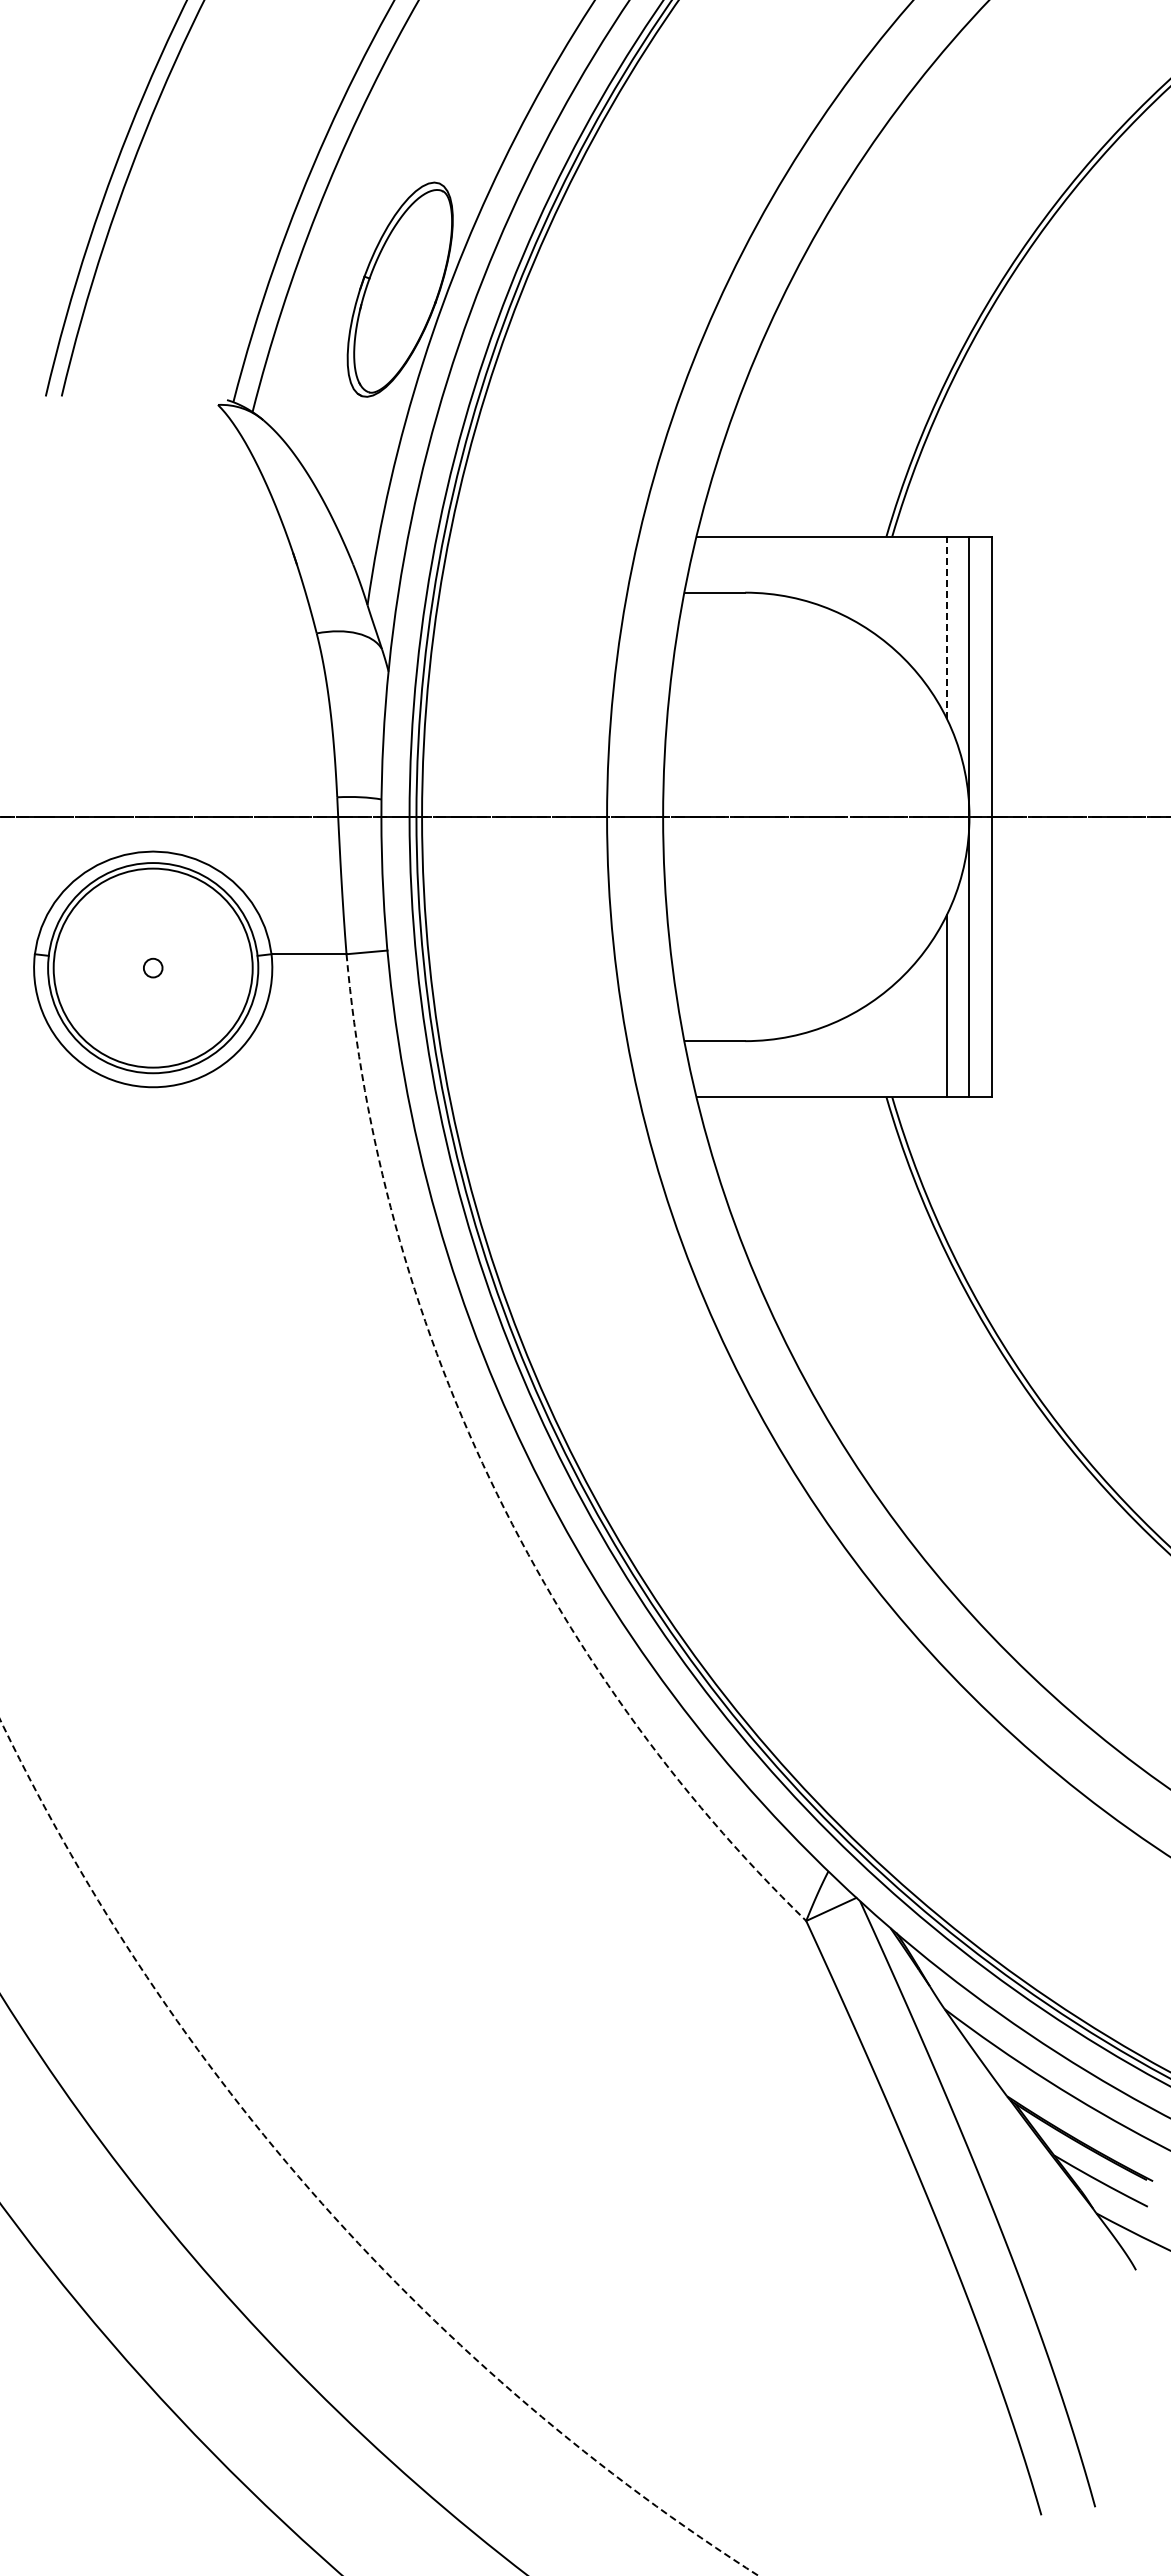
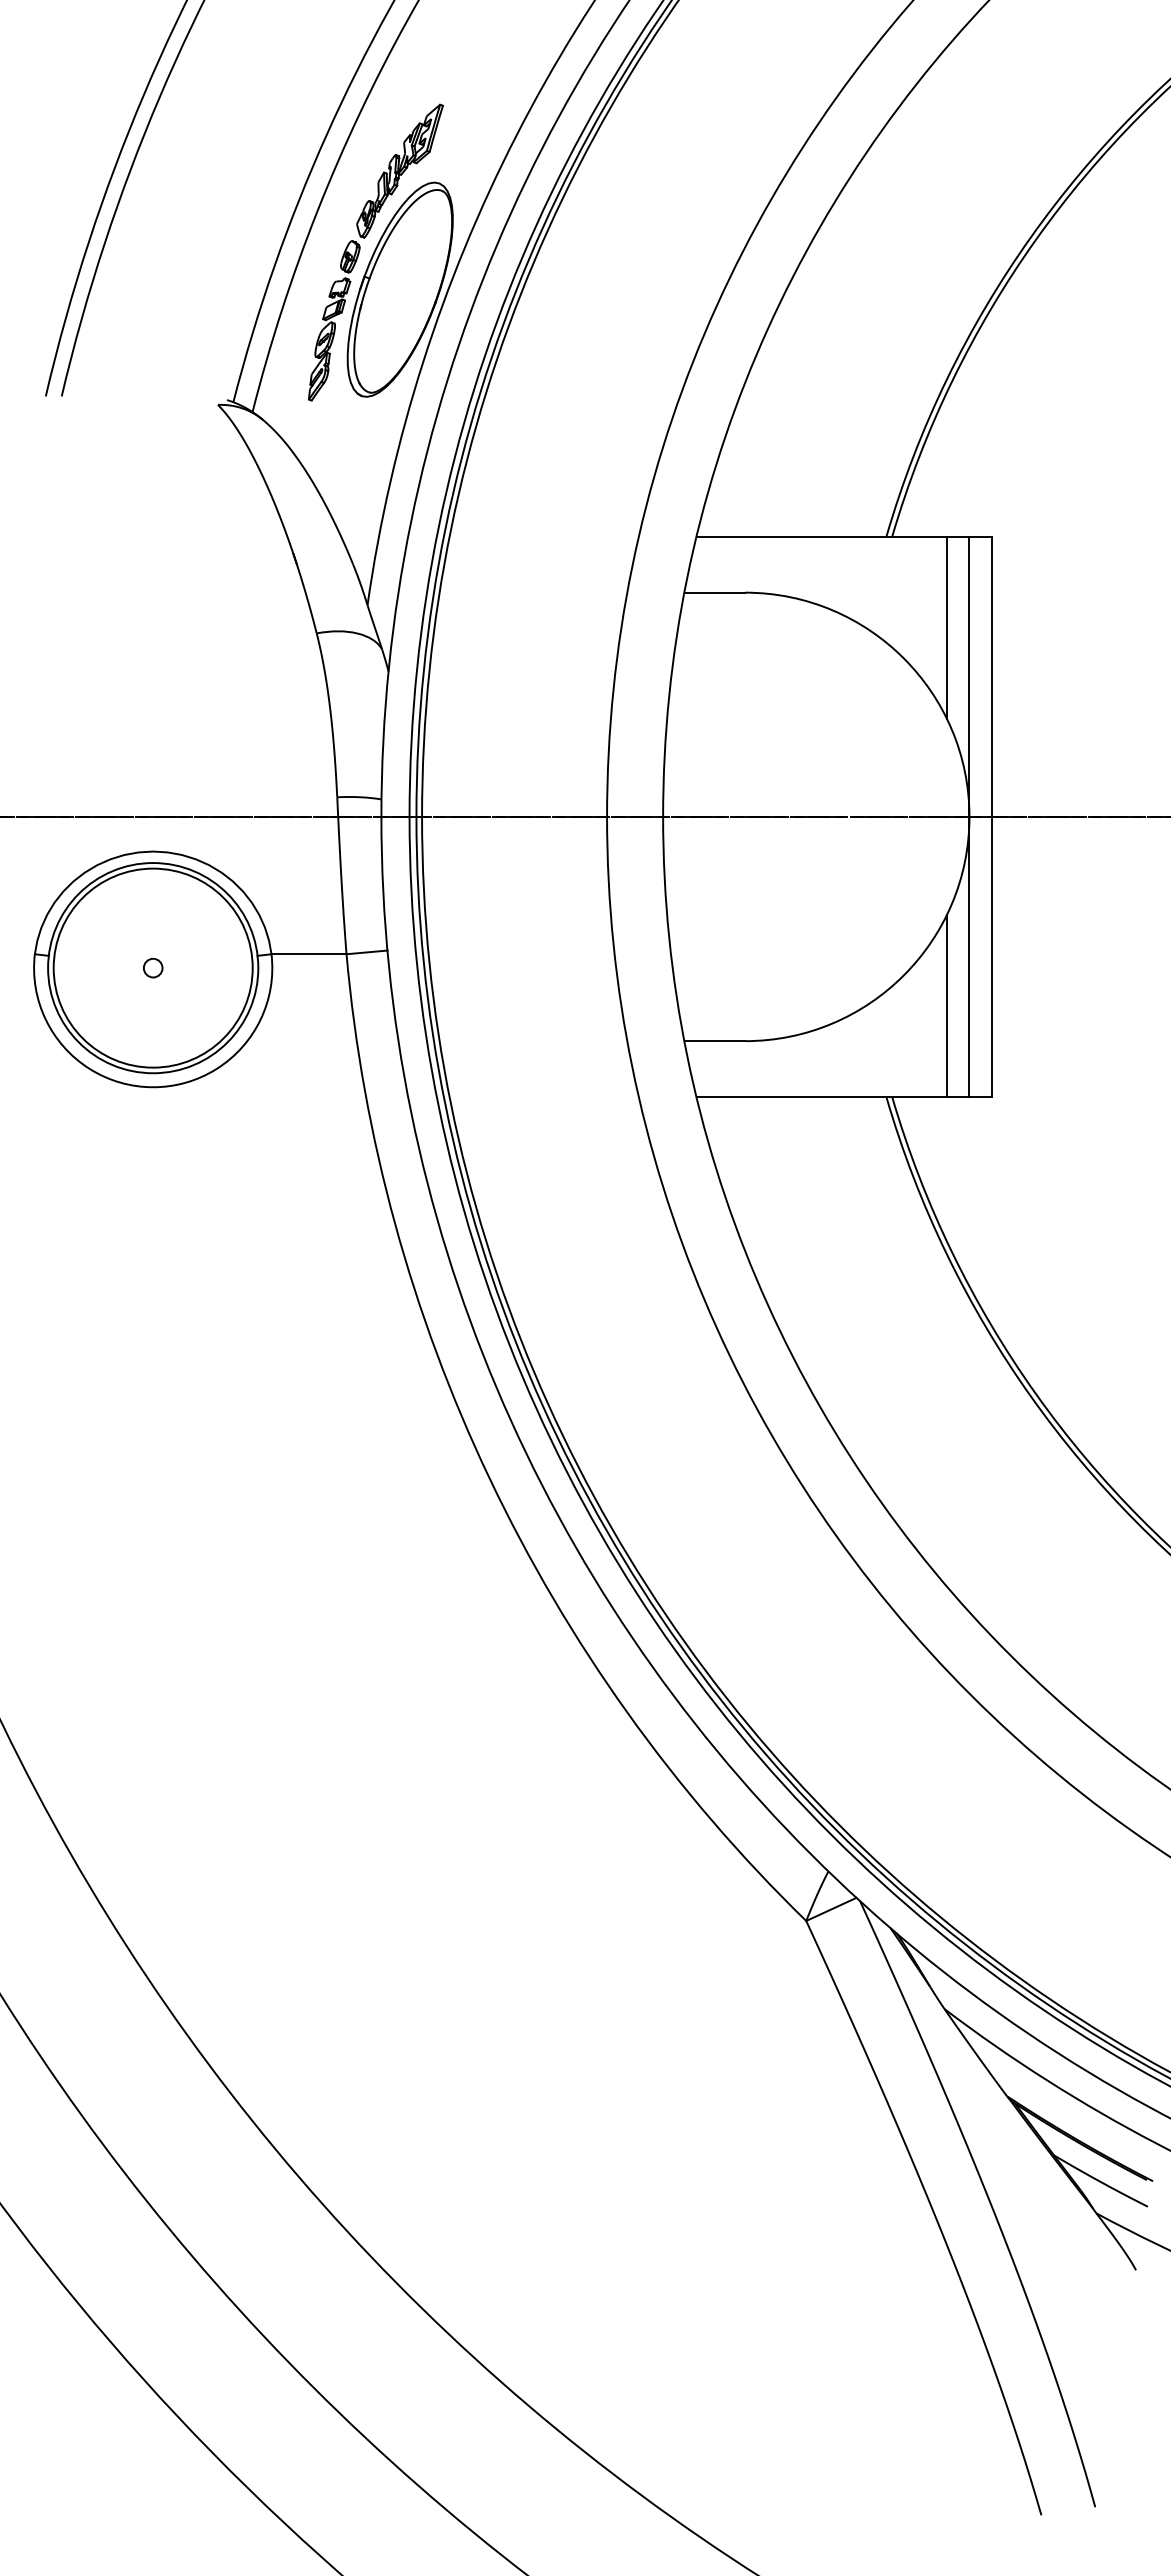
part: none -> present (360, 250)
line: dashed -> solid (947, 627)
arc: dashed -> solid (489, 1478)
arc: dashed -> solid (322, 2203)
